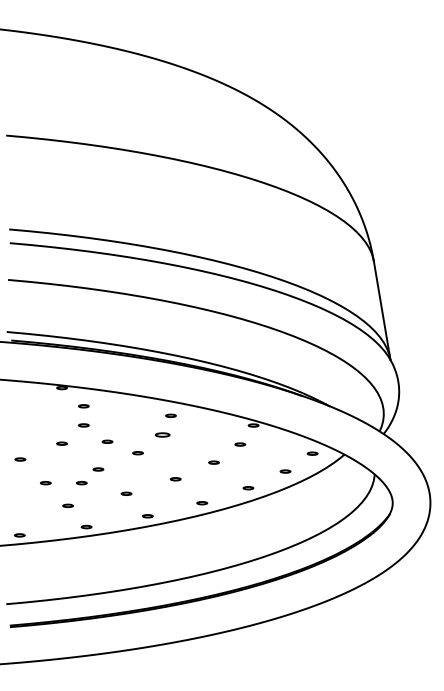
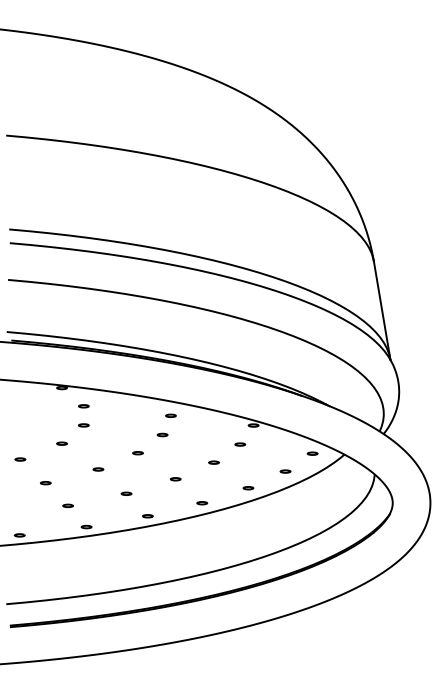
part size: 16x6 px -> 13x6 px (162, 434)
part: present -> none (107, 441)
part: present -> none (81, 483)
